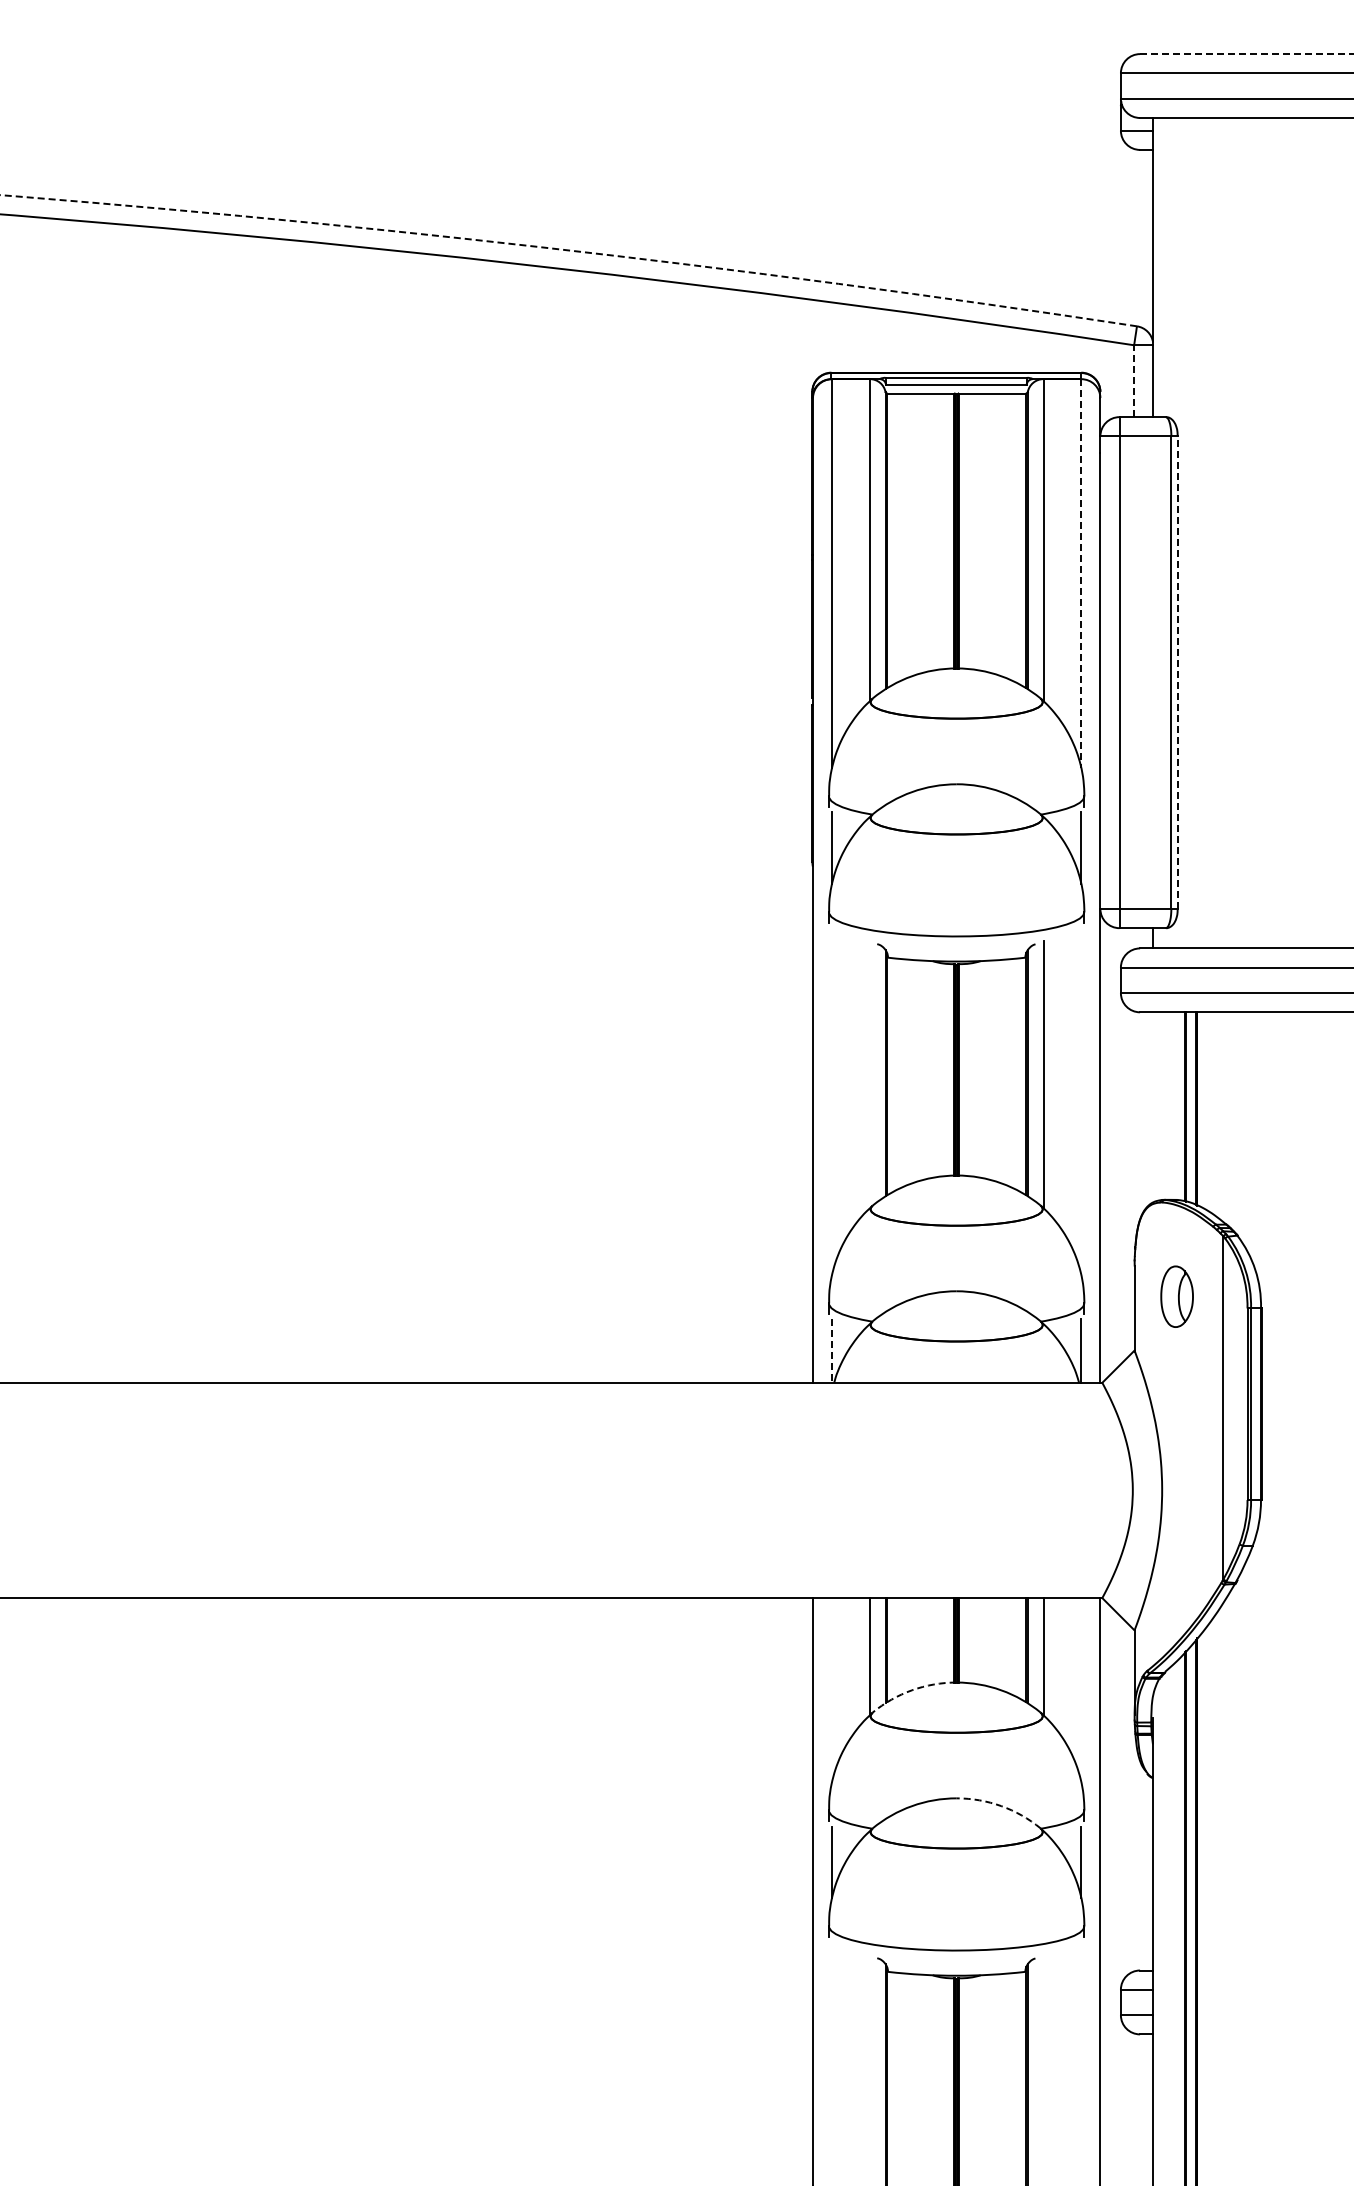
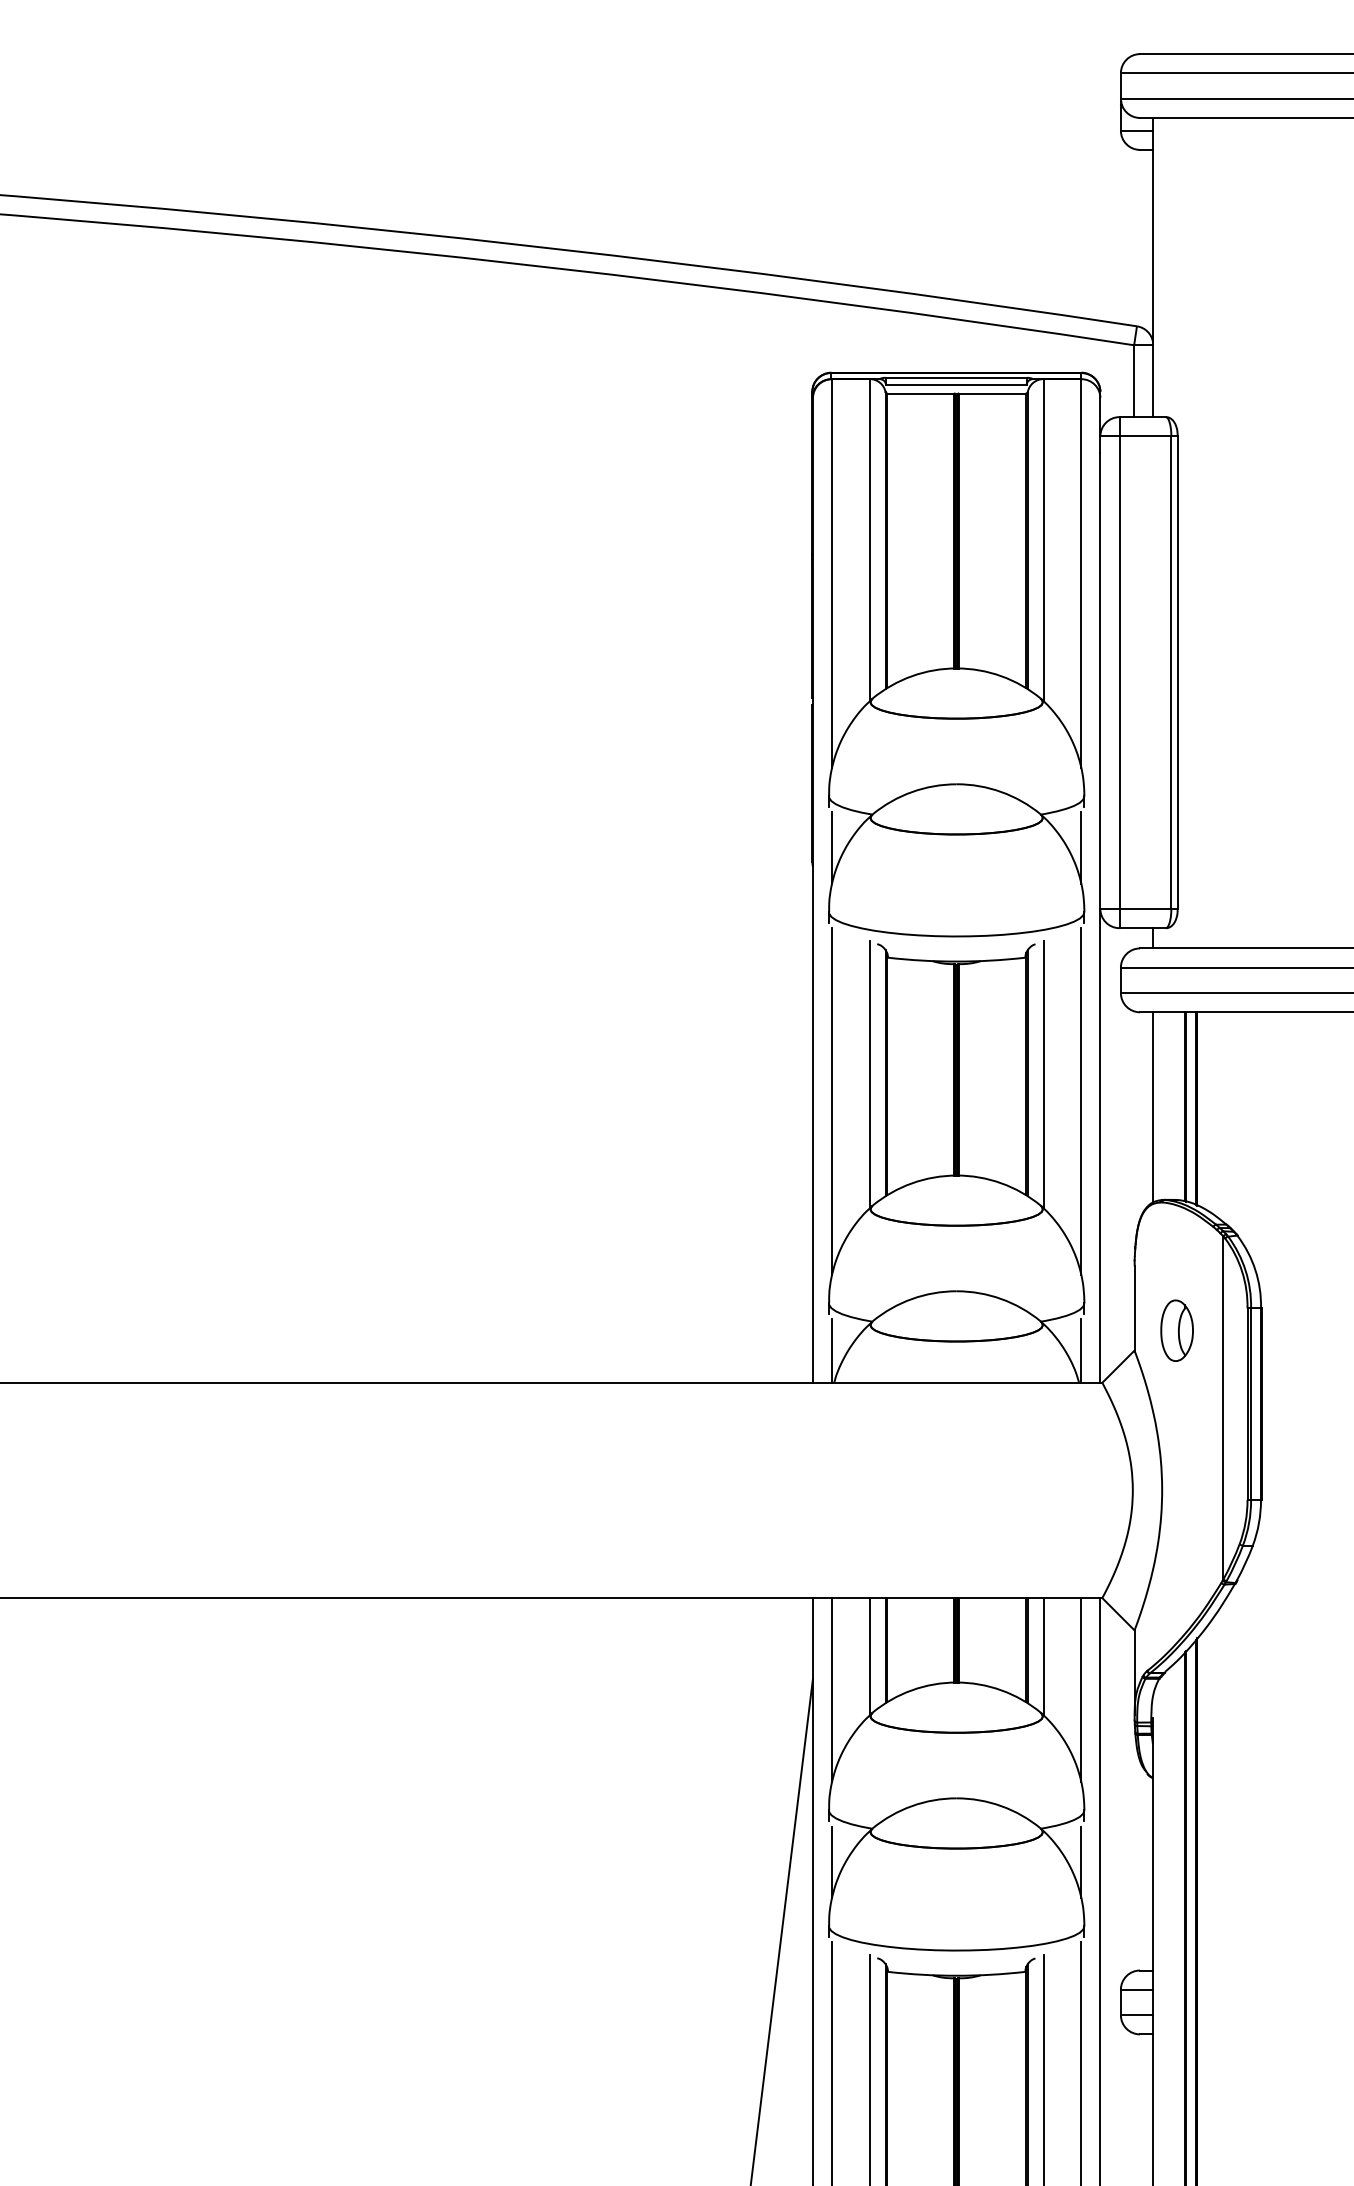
line: dashed -> solid (1246, 54)
arc: dashed -> solid (569, 250)
line: dashed -> solid (1134, 381)
line: dashed -> solid (1081, 573)
line: dashed -> solid (1177, 672)
line: none -> present (869, 1074)
line: none -> present (832, 1101)
line: none -> present (1081, 1101)
line: none -> present (1152, 1107)
part position: (1176, 1296) -> (1176, 1330) (1176, 1330)
line: dashed -> solid (832, 1351)
line: none -> present (832, 1690)
arc: dashed -> solid (912, 1690)
line: none -> present (1081, 1690)
arc: dashed -> solid (1001, 1806)
line: none -> present (781, 1930)
line: none -> present (832, 2062)
line: none -> present (1081, 2062)
line: none -> present (869, 2068)
line: none -> present (1043, 2068)
